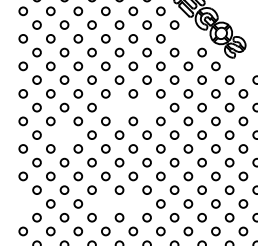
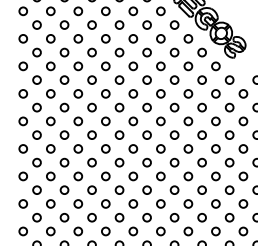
circle: none -> present (188, 38)
circle: none -> present (119, 107)
circle: none -> present (146, 107)
circle: none -> present (64, 134)
circle: none -> present (22, 203)
circle: none -> present (105, 203)
circle: none -> present (133, 203)
